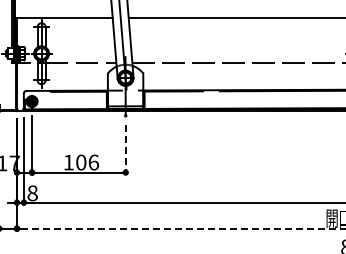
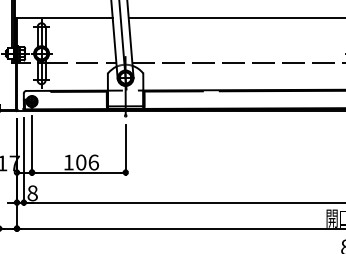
line: dashed -> solid (125, 150)
line: dashed -> solid (183, 228)
